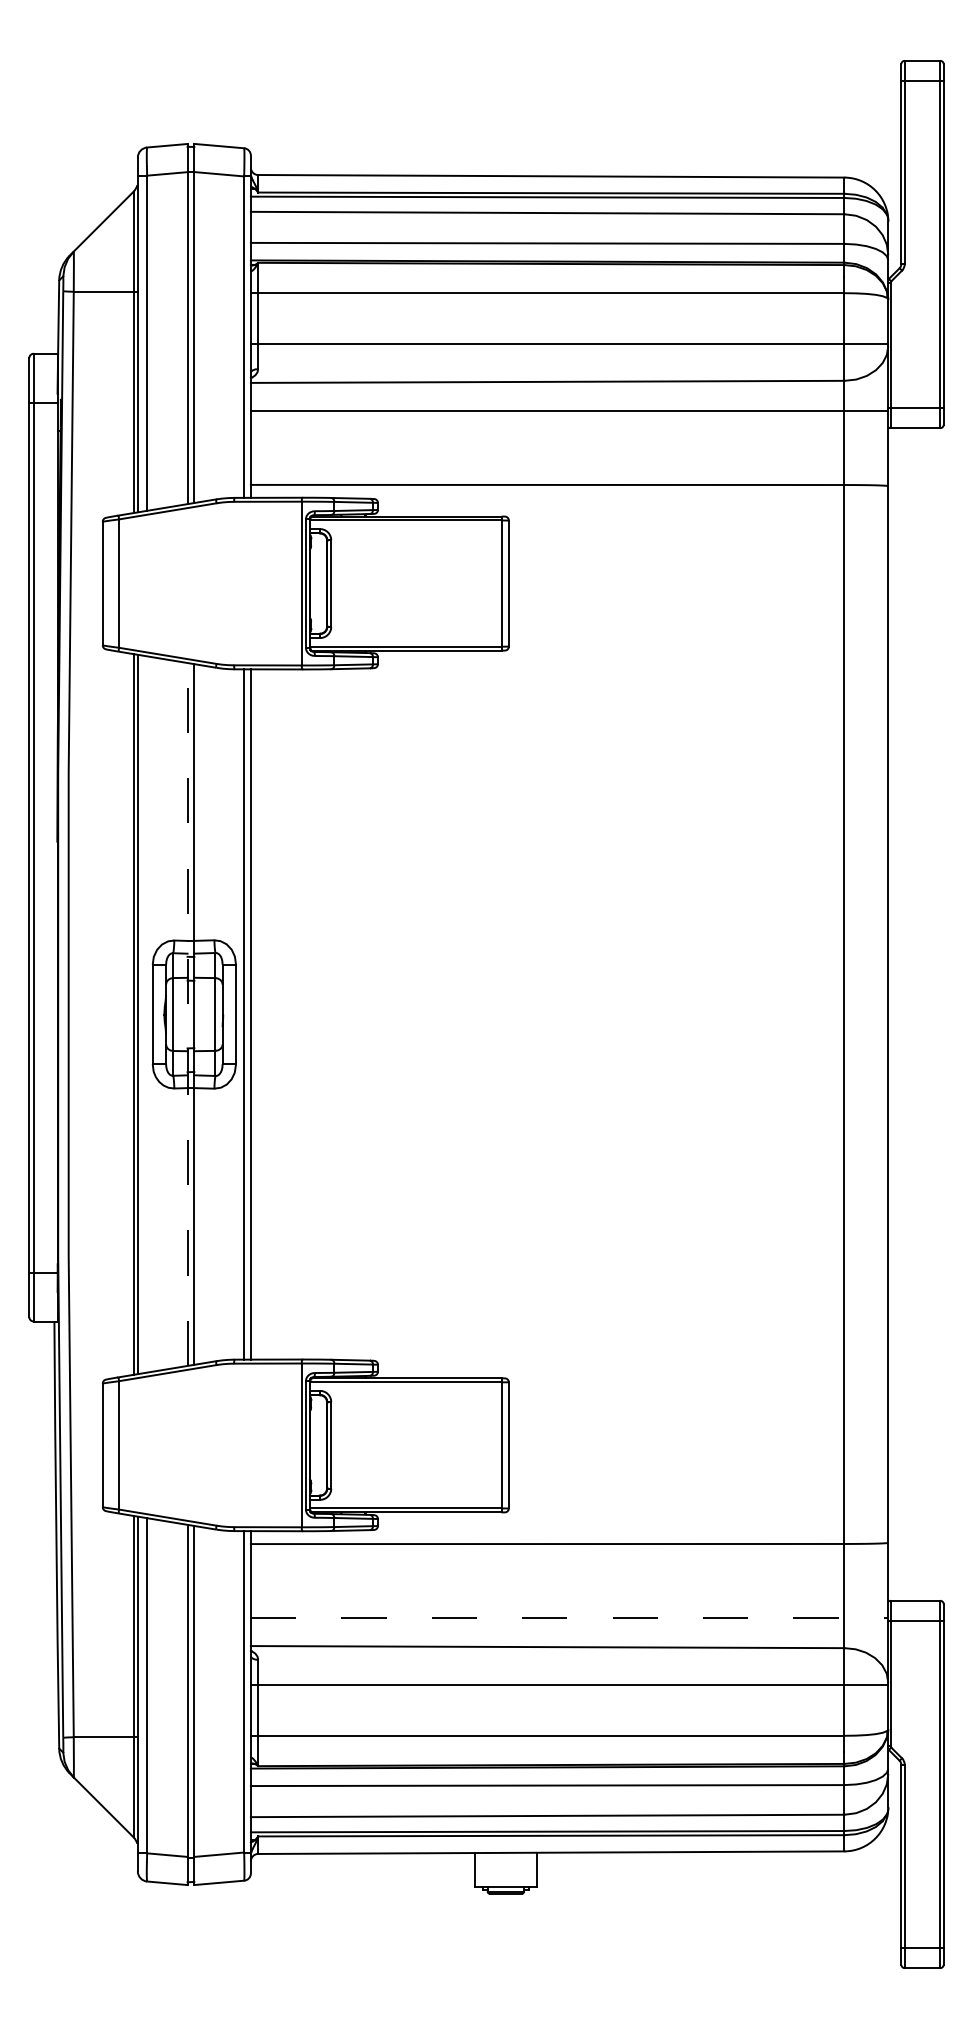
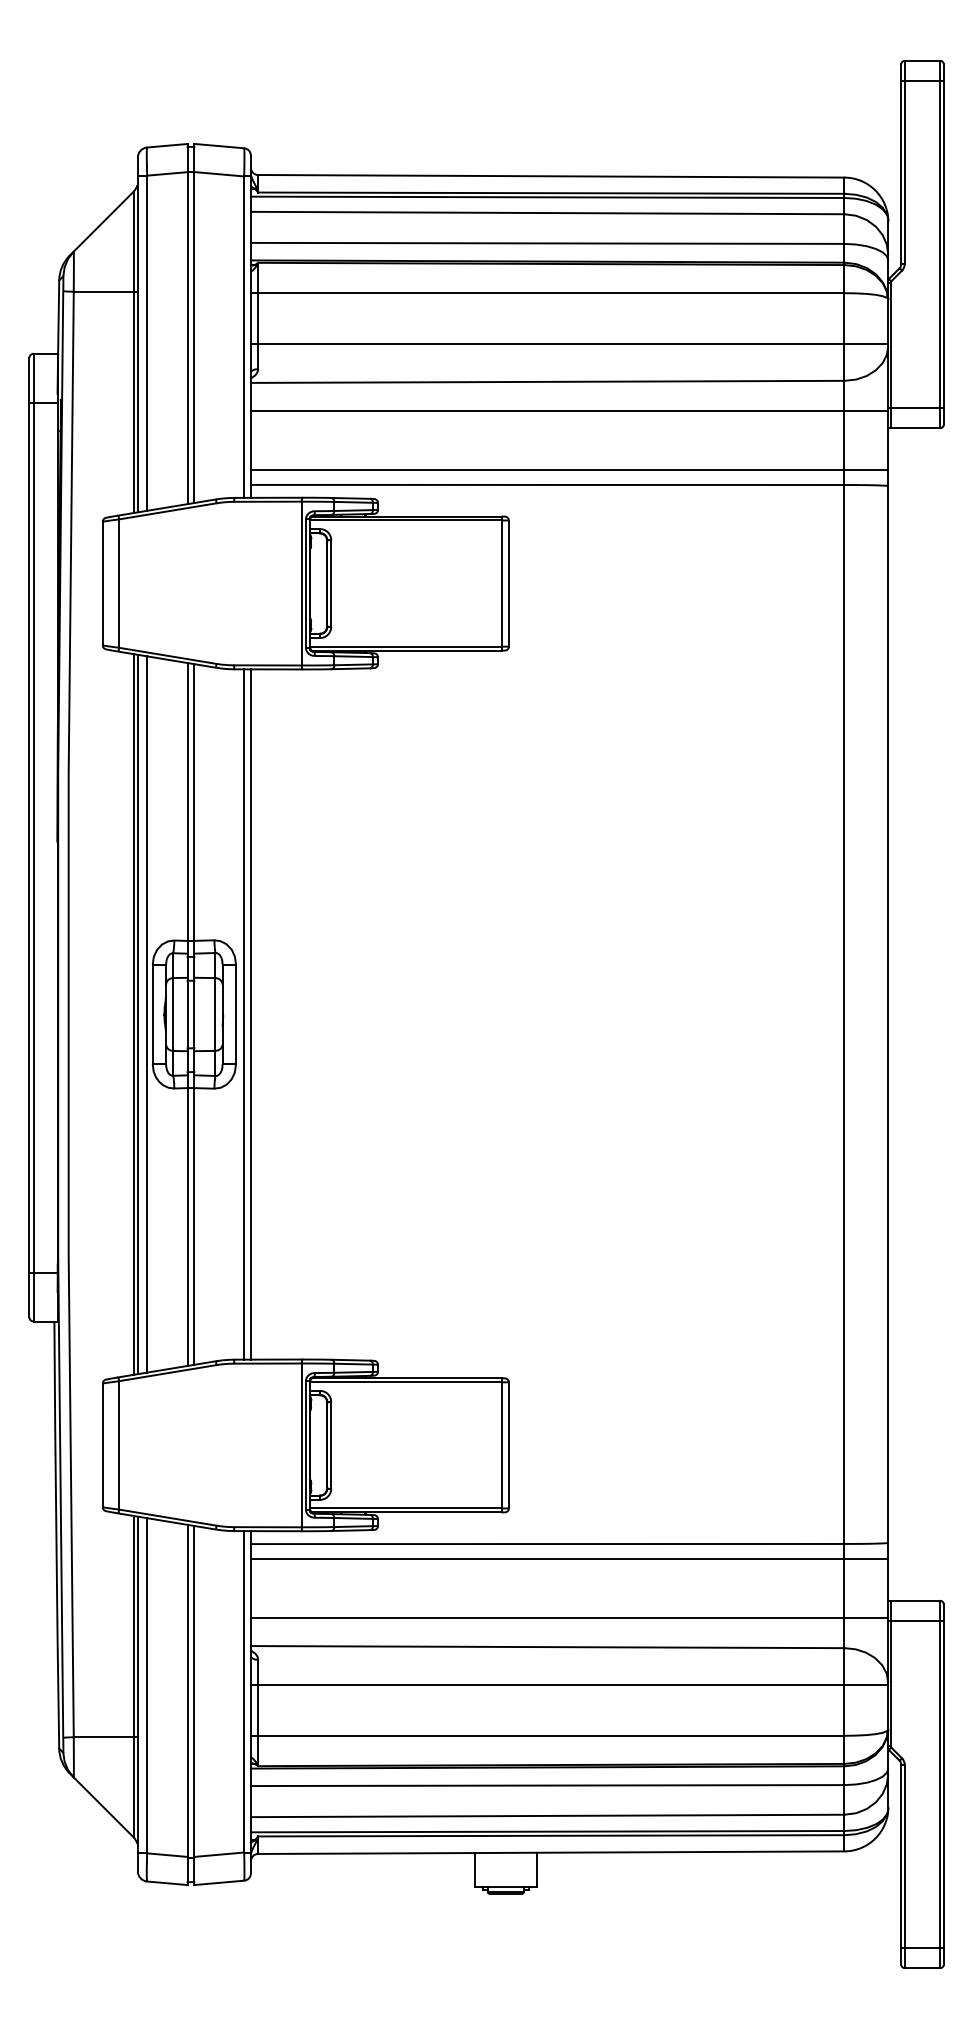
line: none -> present (569, 470)
line: none -> present (147, 1014)
line: dashed -> solid (187, 1014)
line: none -> present (569, 1558)
line: dashed -> solid (569, 1617)
